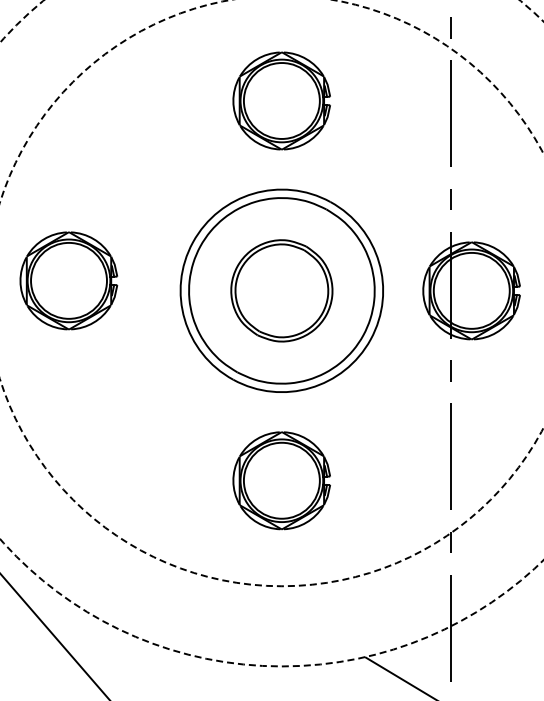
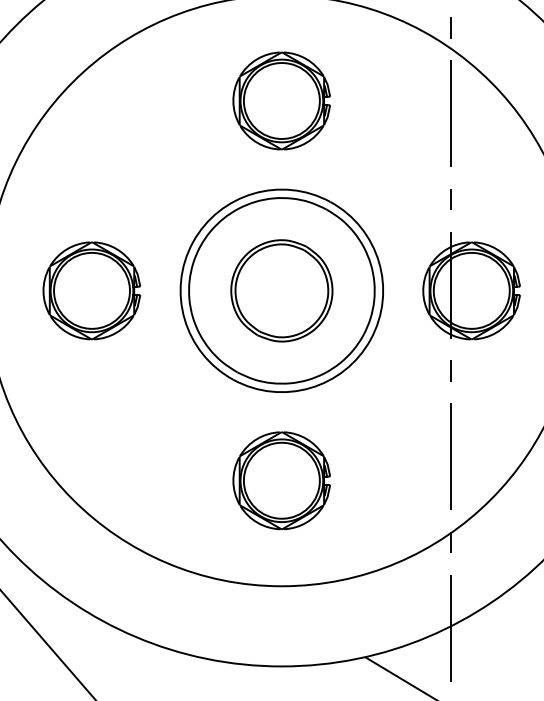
part position: (68, 280) -> (91, 290) (91, 290)
circle: dashed -> solid (271, 293)
circle: dashed -> solid (271, 333)
line position: (54, 636) -> (47, 644) (47, 644)
